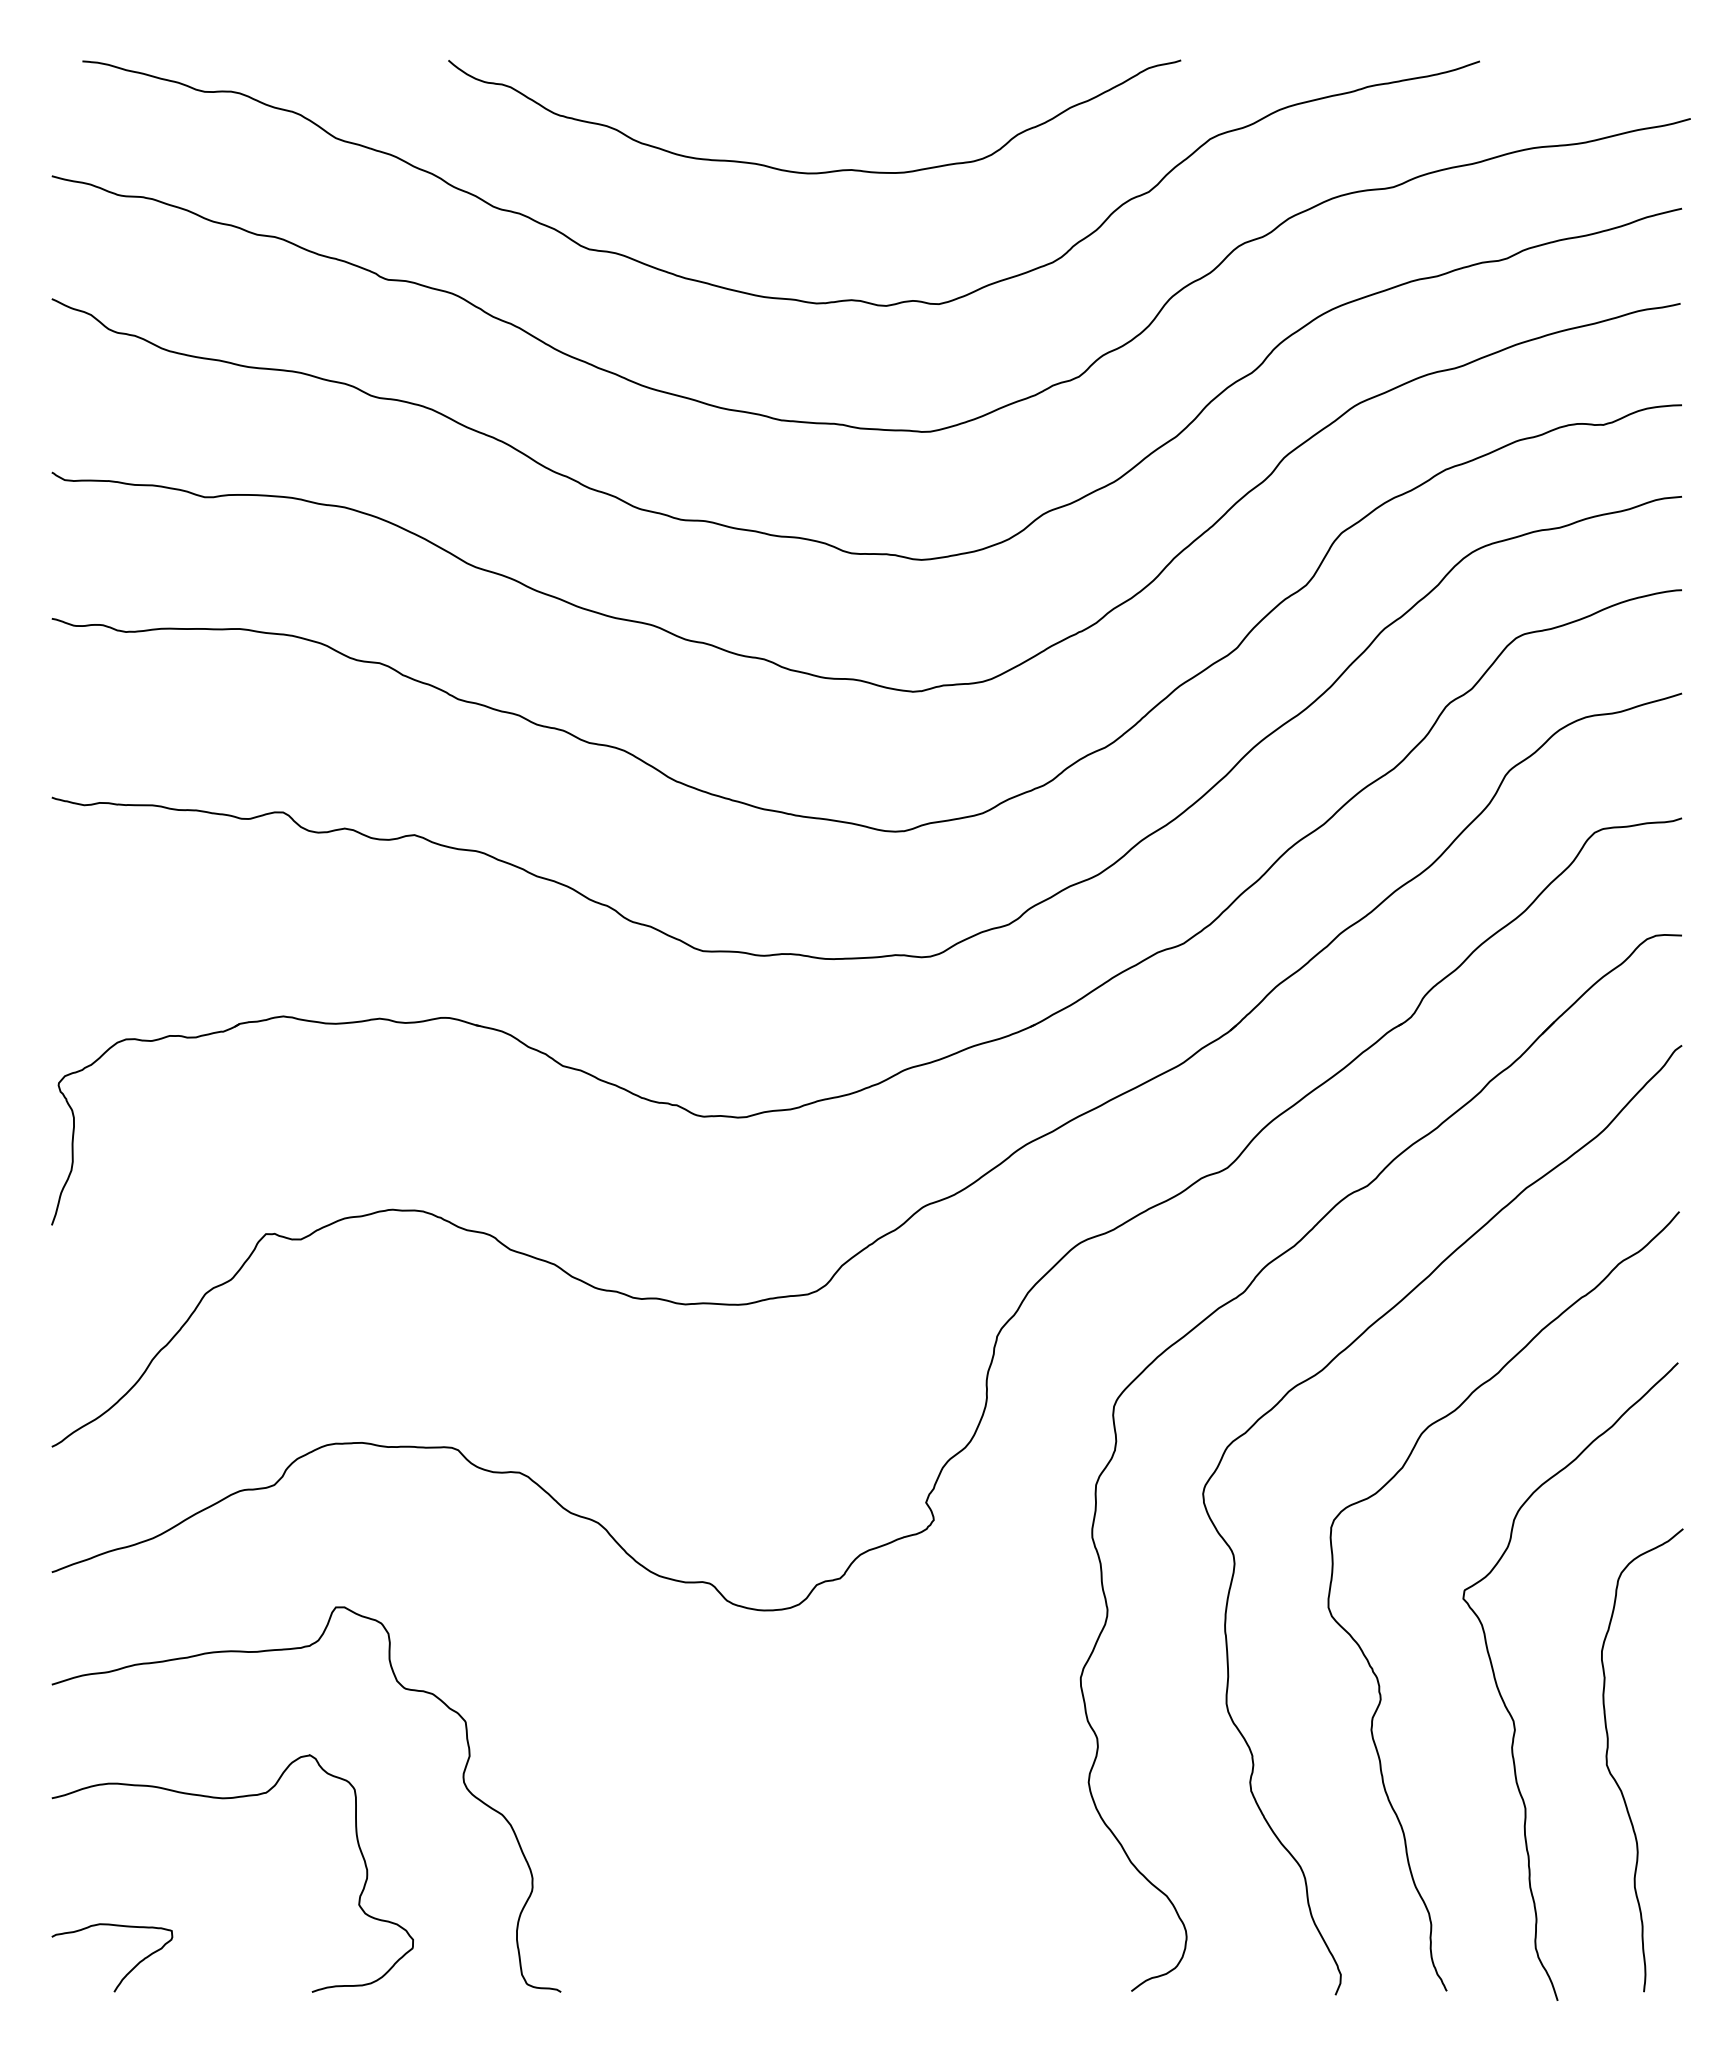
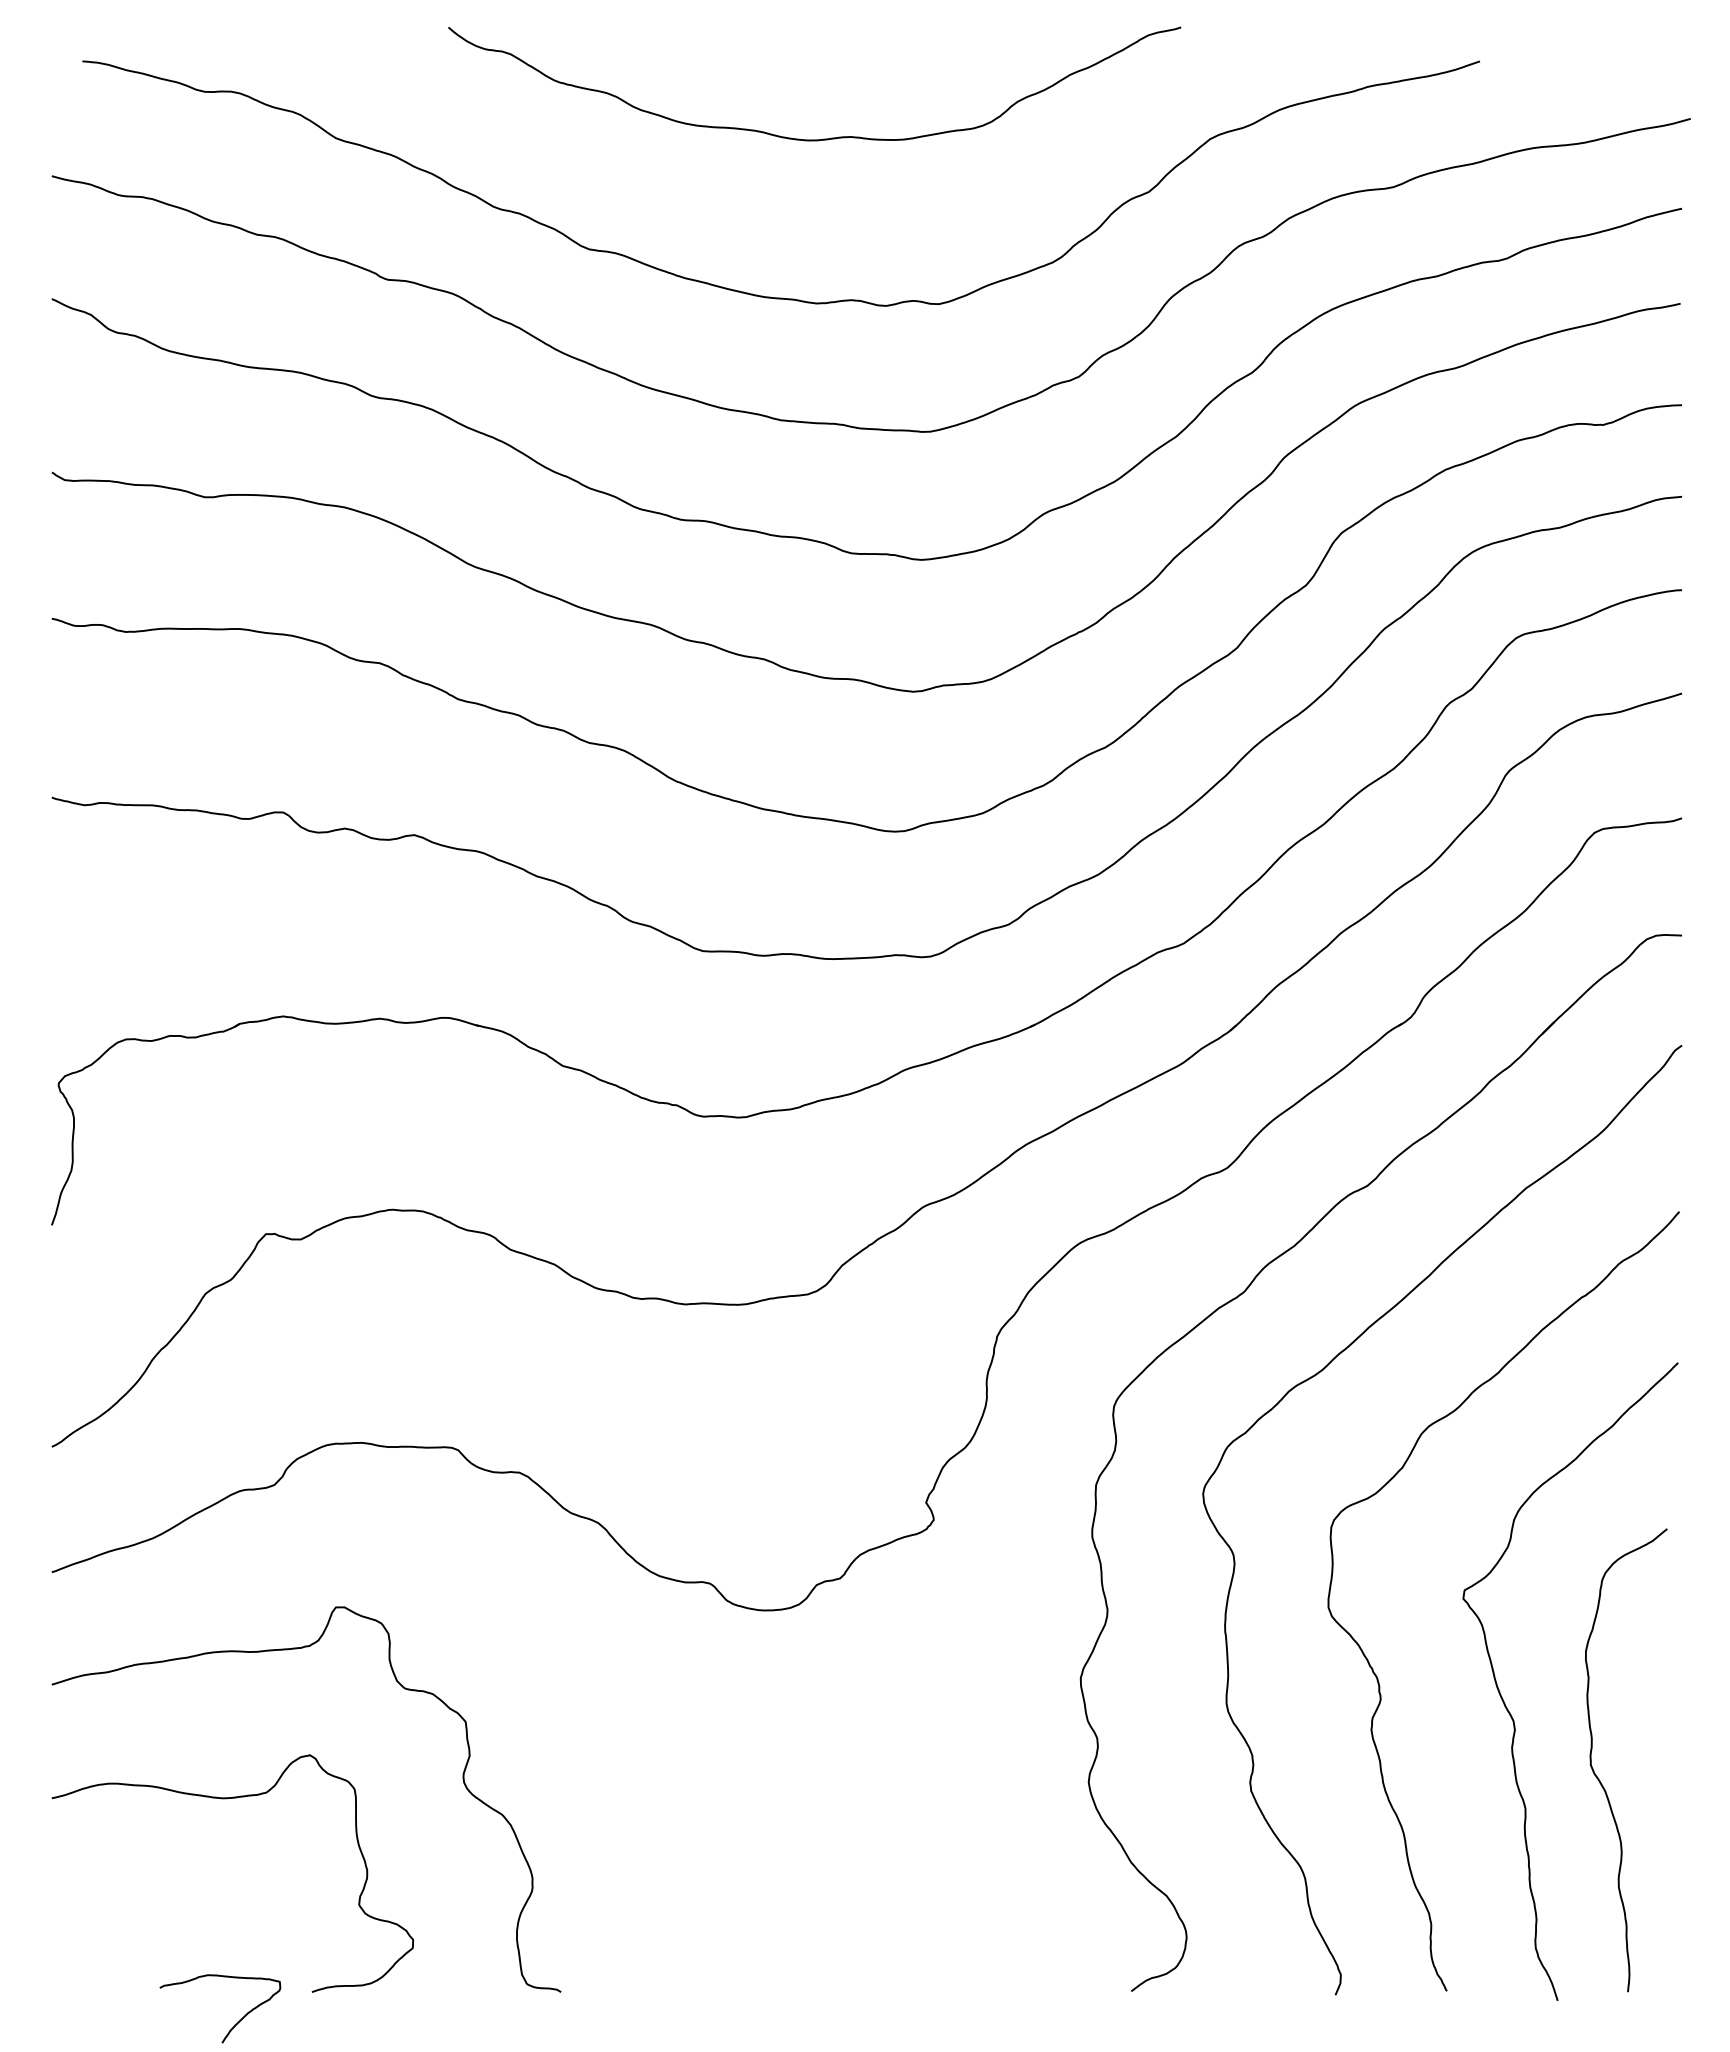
curve position: (823, 171) -> (823, 138) (823, 138)
curve position: (1614, 1777) -> (1598, 1777) (1598, 1777)
curve position: (126, 1973) -> (234, 2024) (234, 2024)
